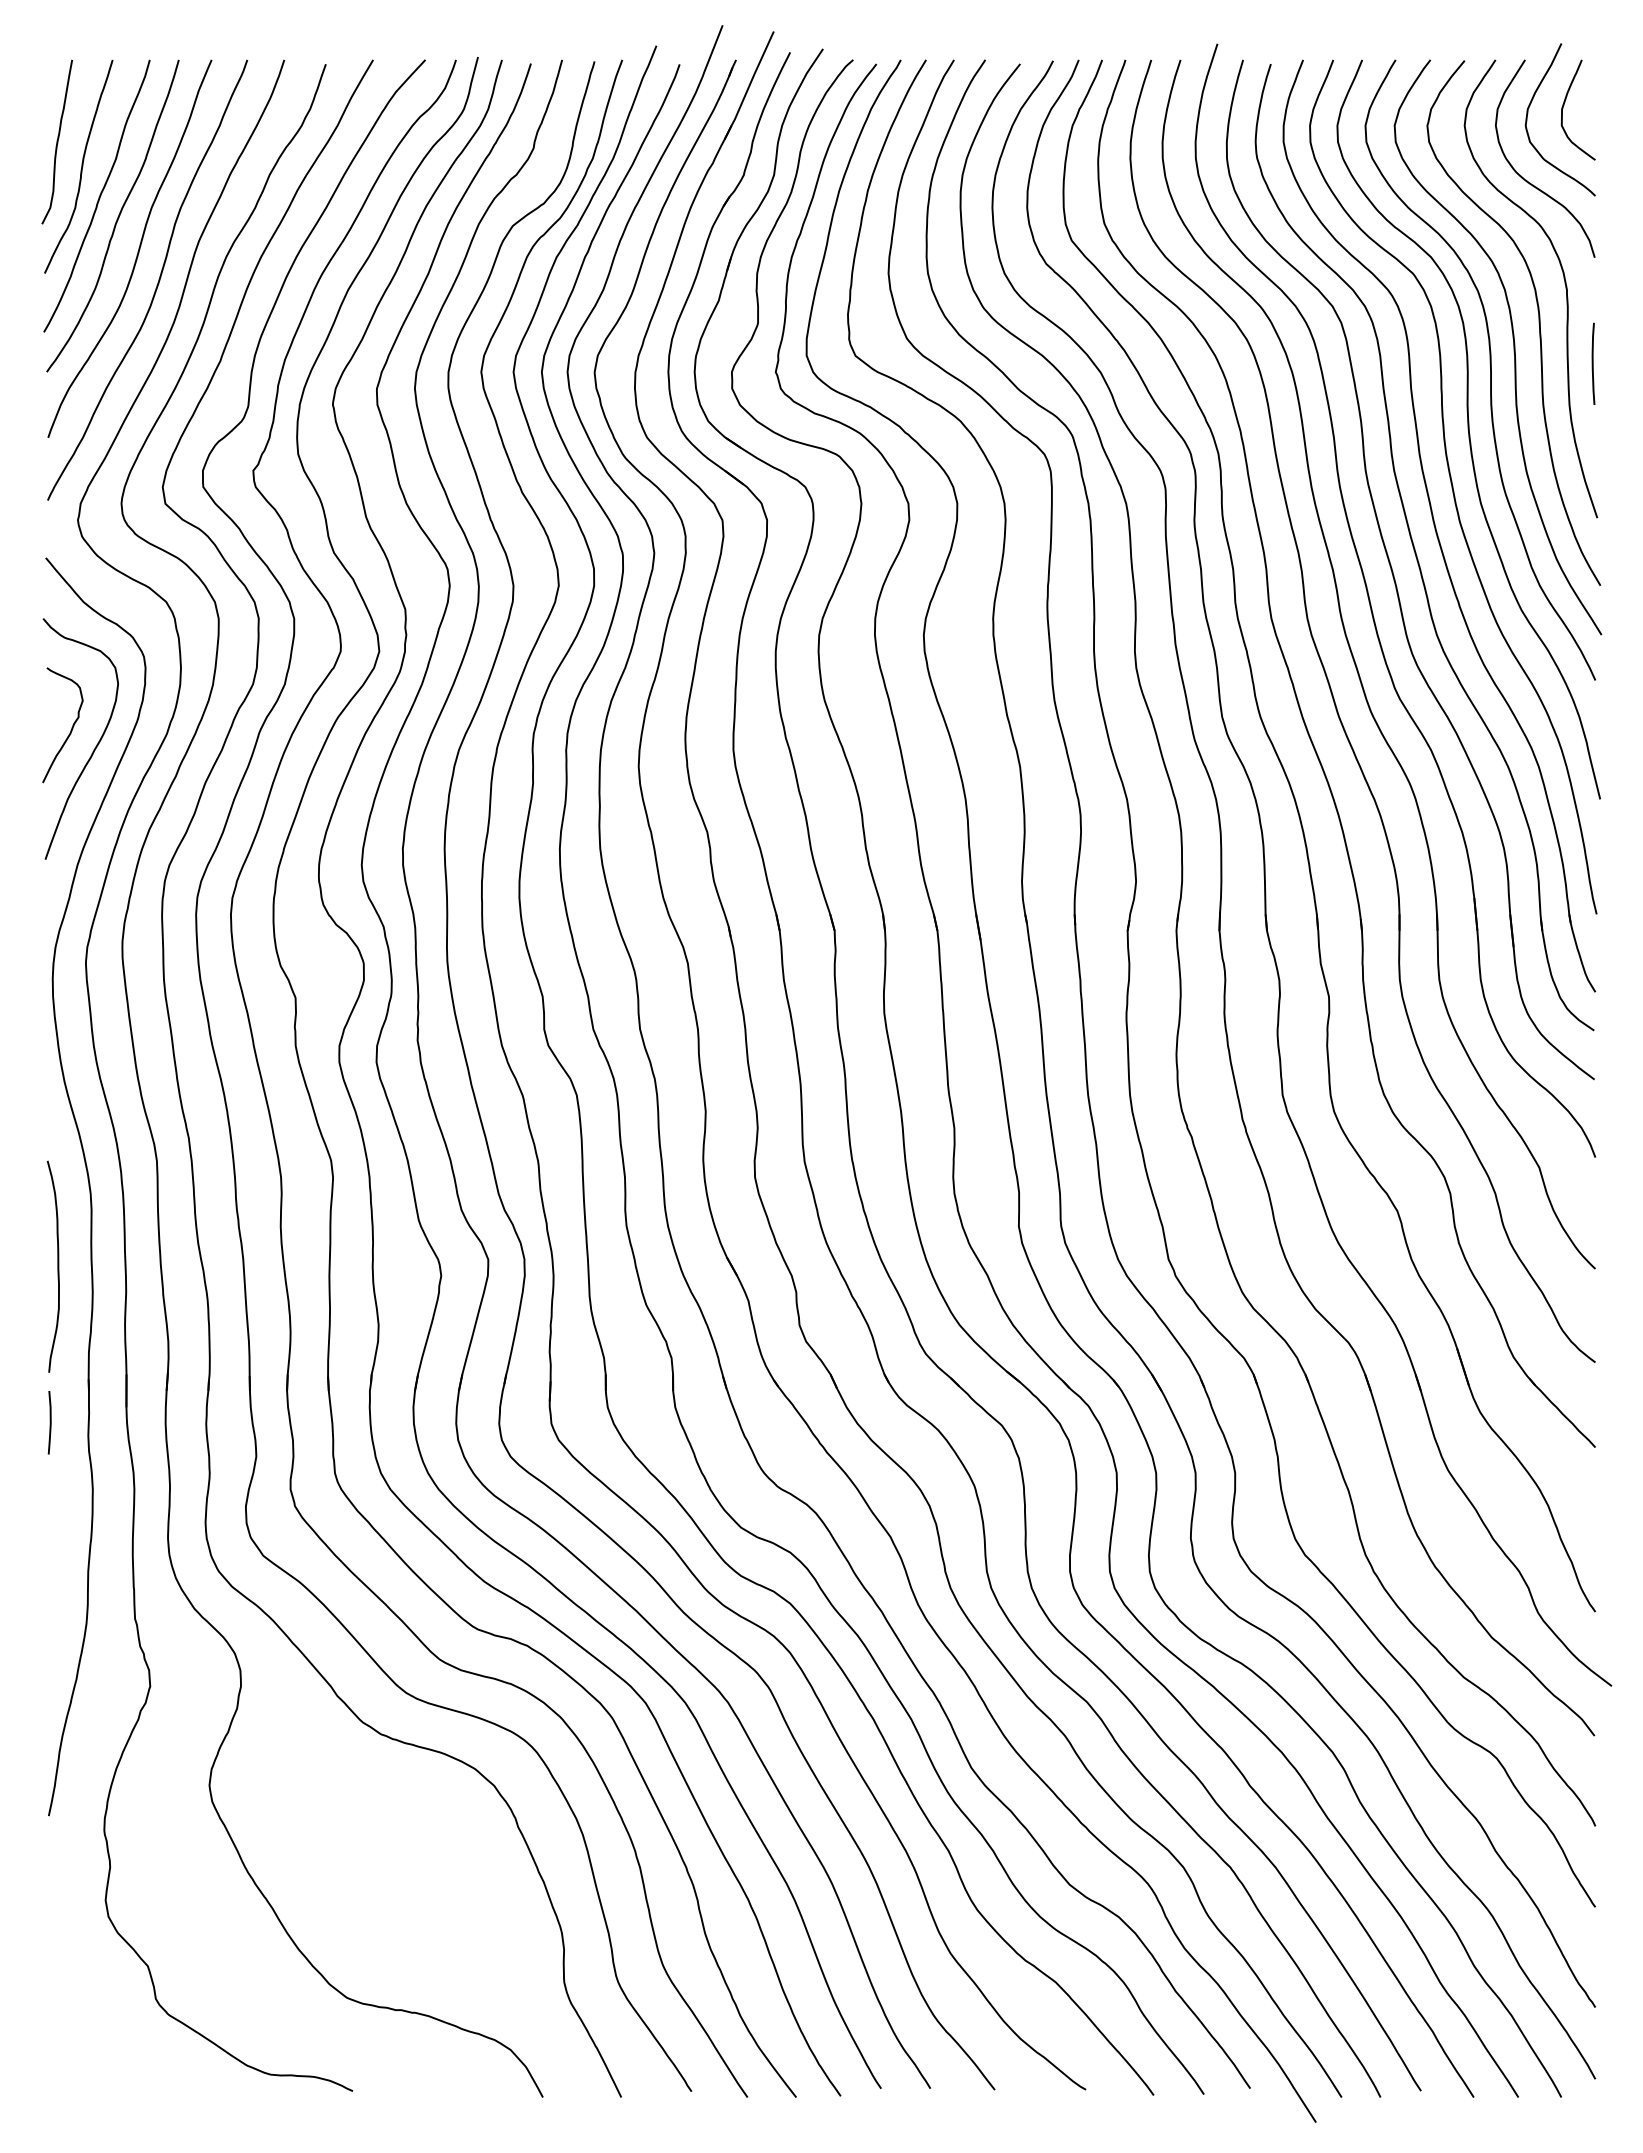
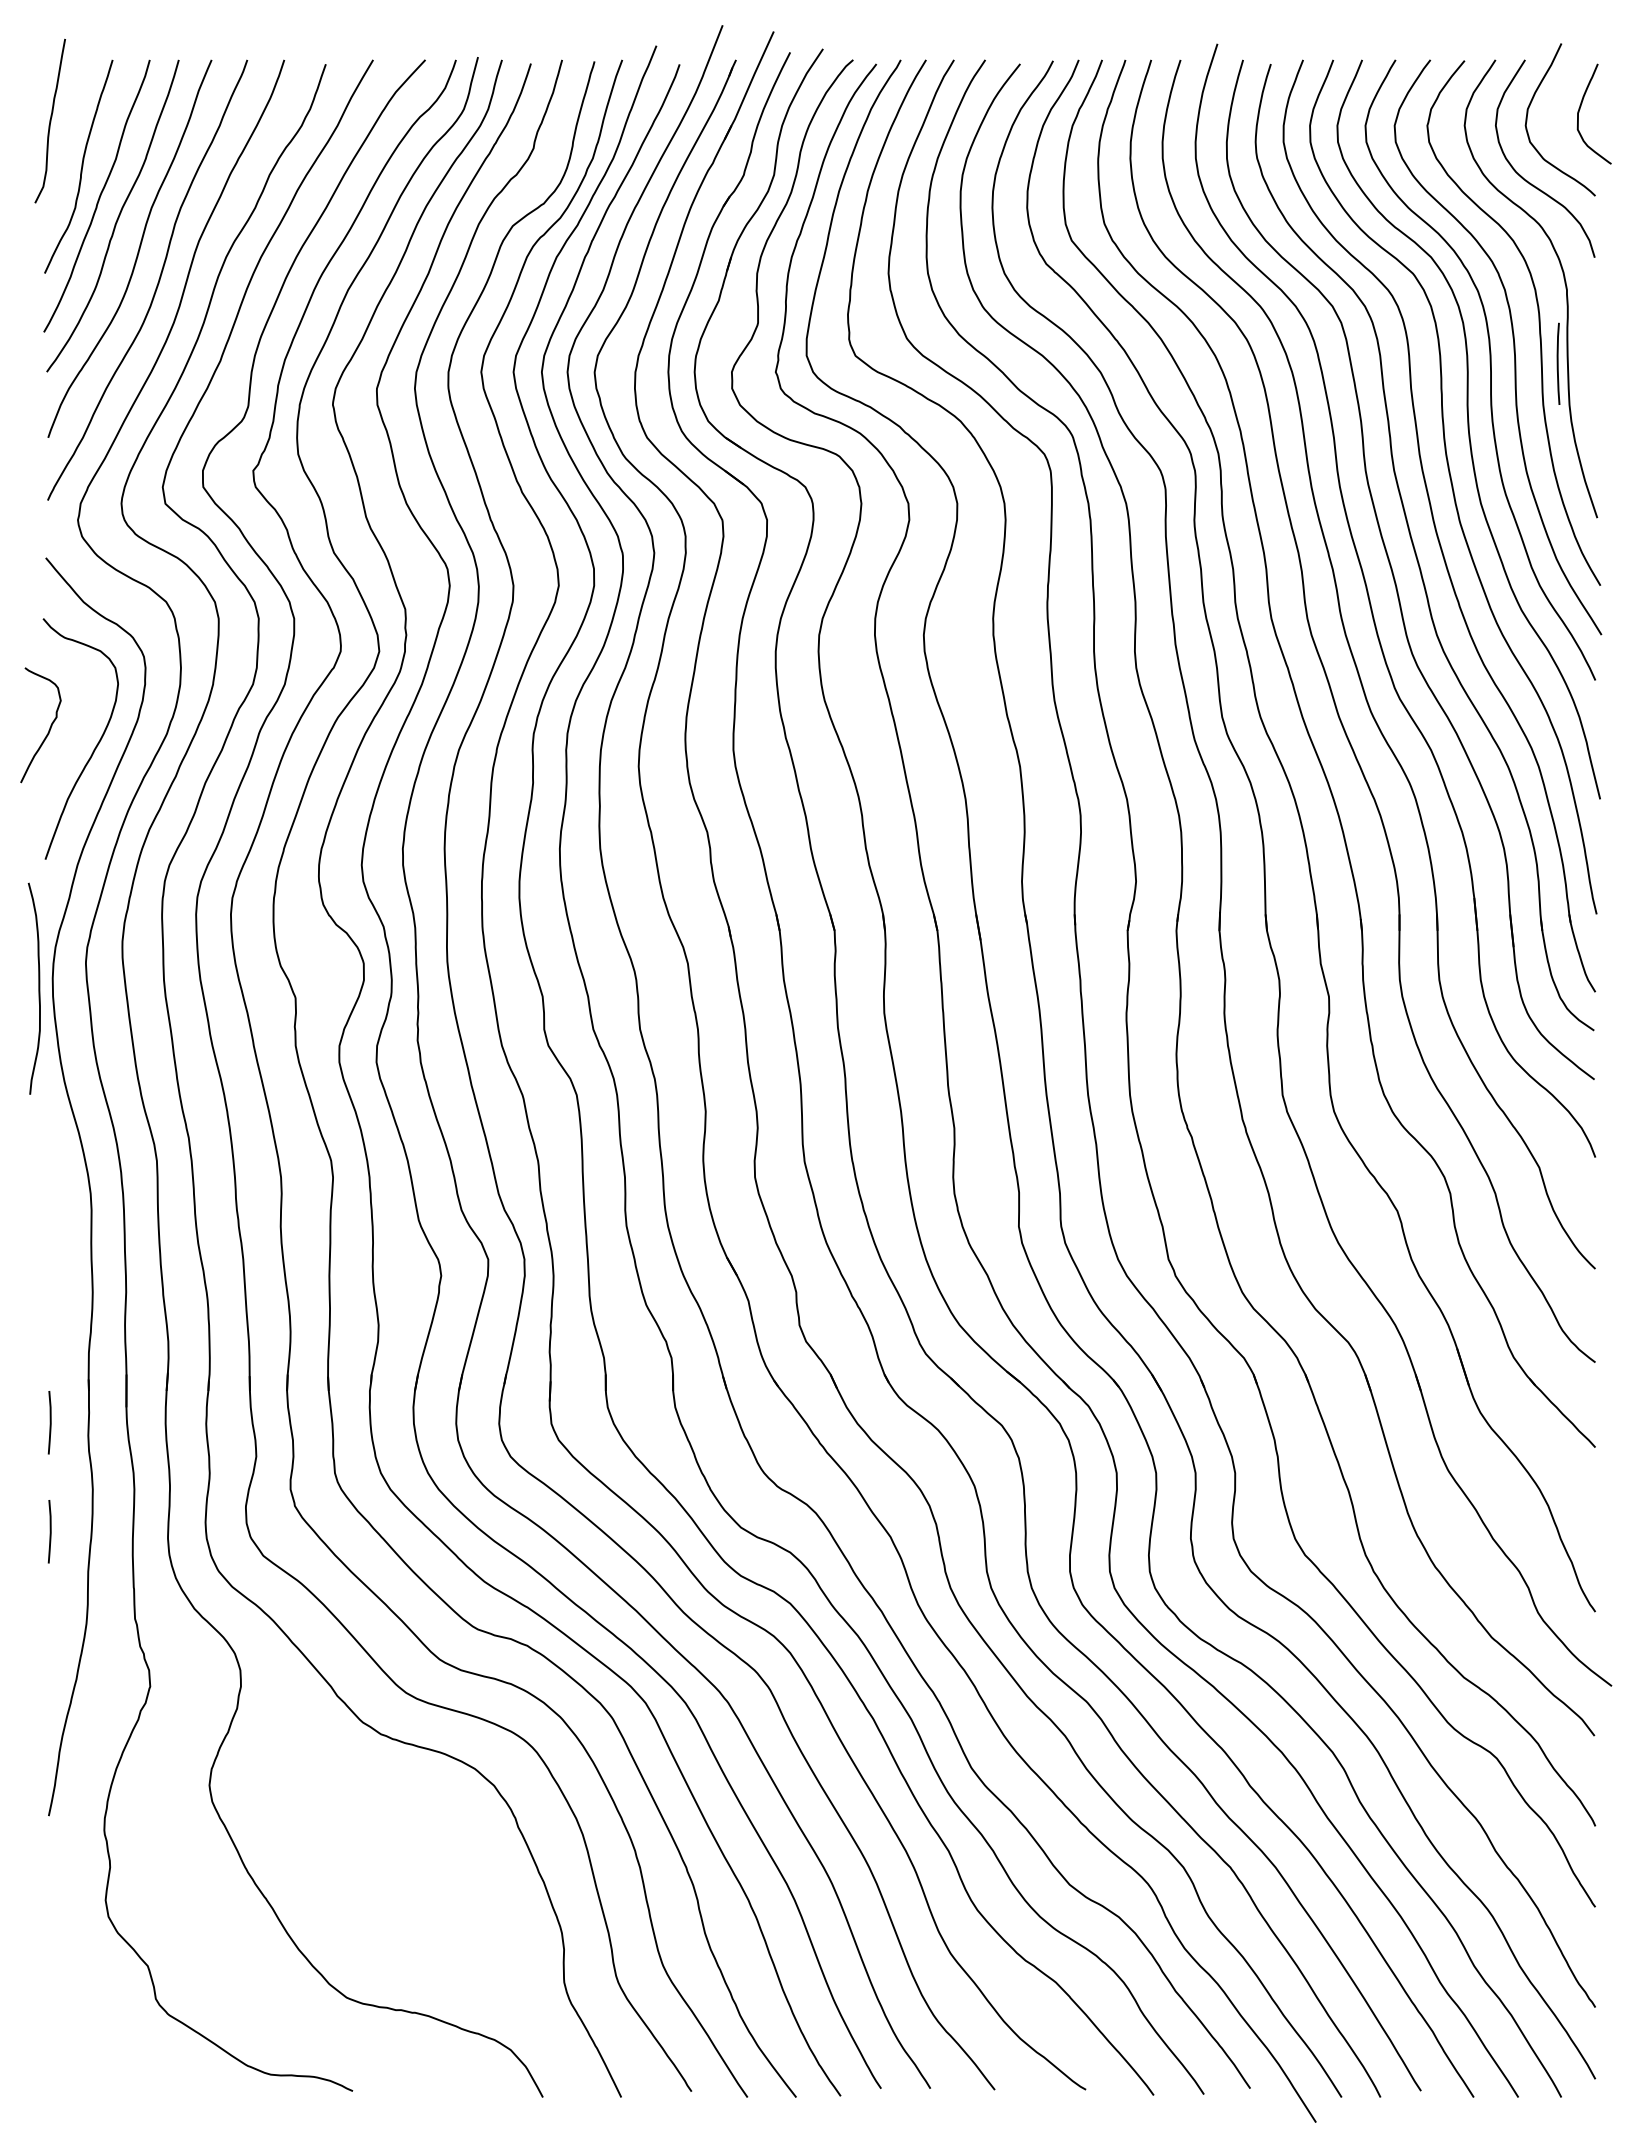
curve position: (1564, 105) -> (1580, 109) (1580, 109)
curve position: (56, 141) -> (49, 120) (49, 120)
curve position: (1593, 363) -> (1558, 363) (1558, 363)
curve position: (71, 727) -> (49, 727) (49, 727)
curve position: (57, 1266) -> (38, 988) (38, 988)
line: none -> present (49, 1531)
